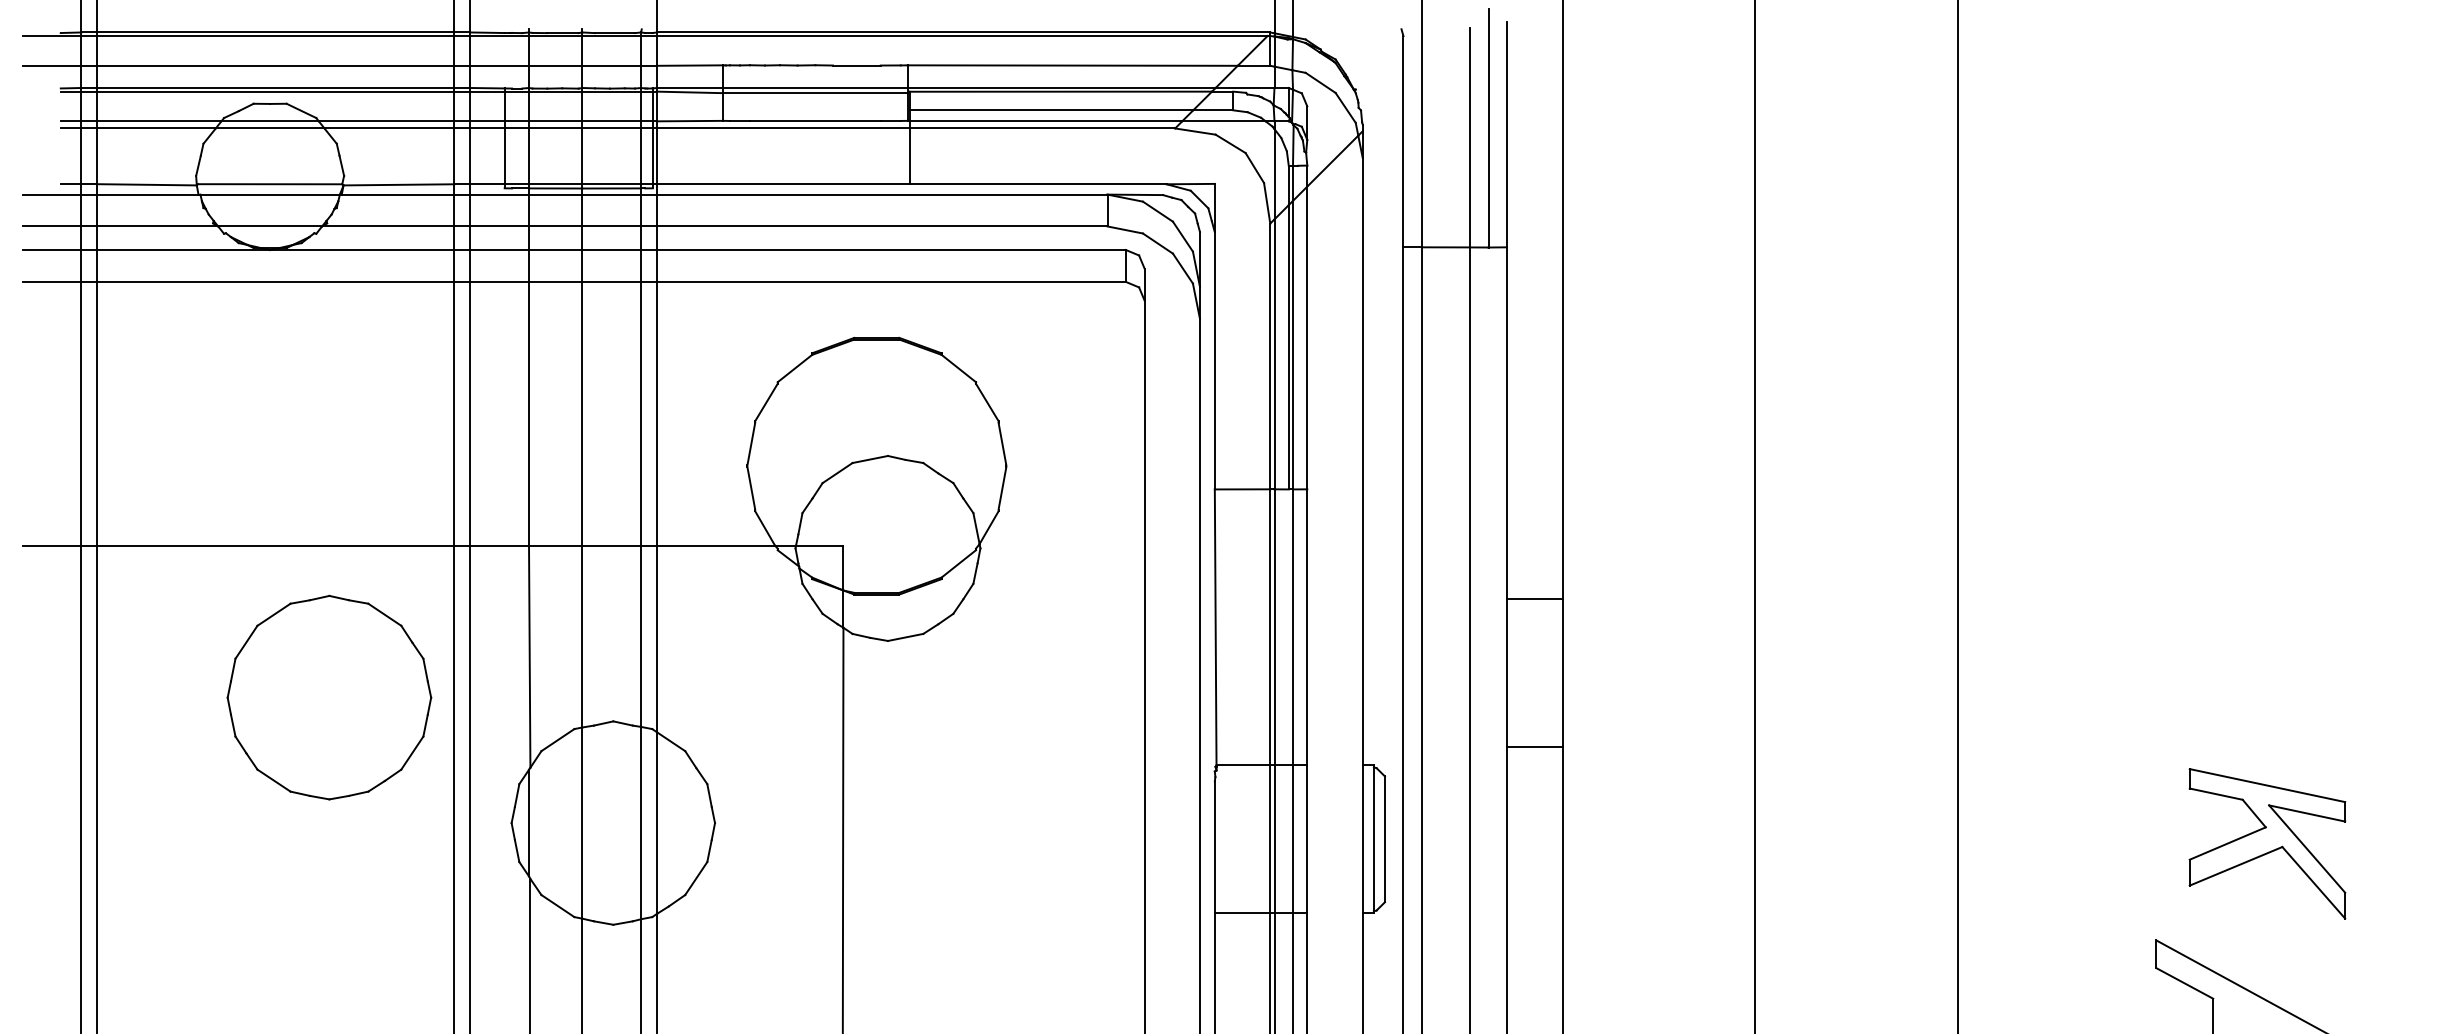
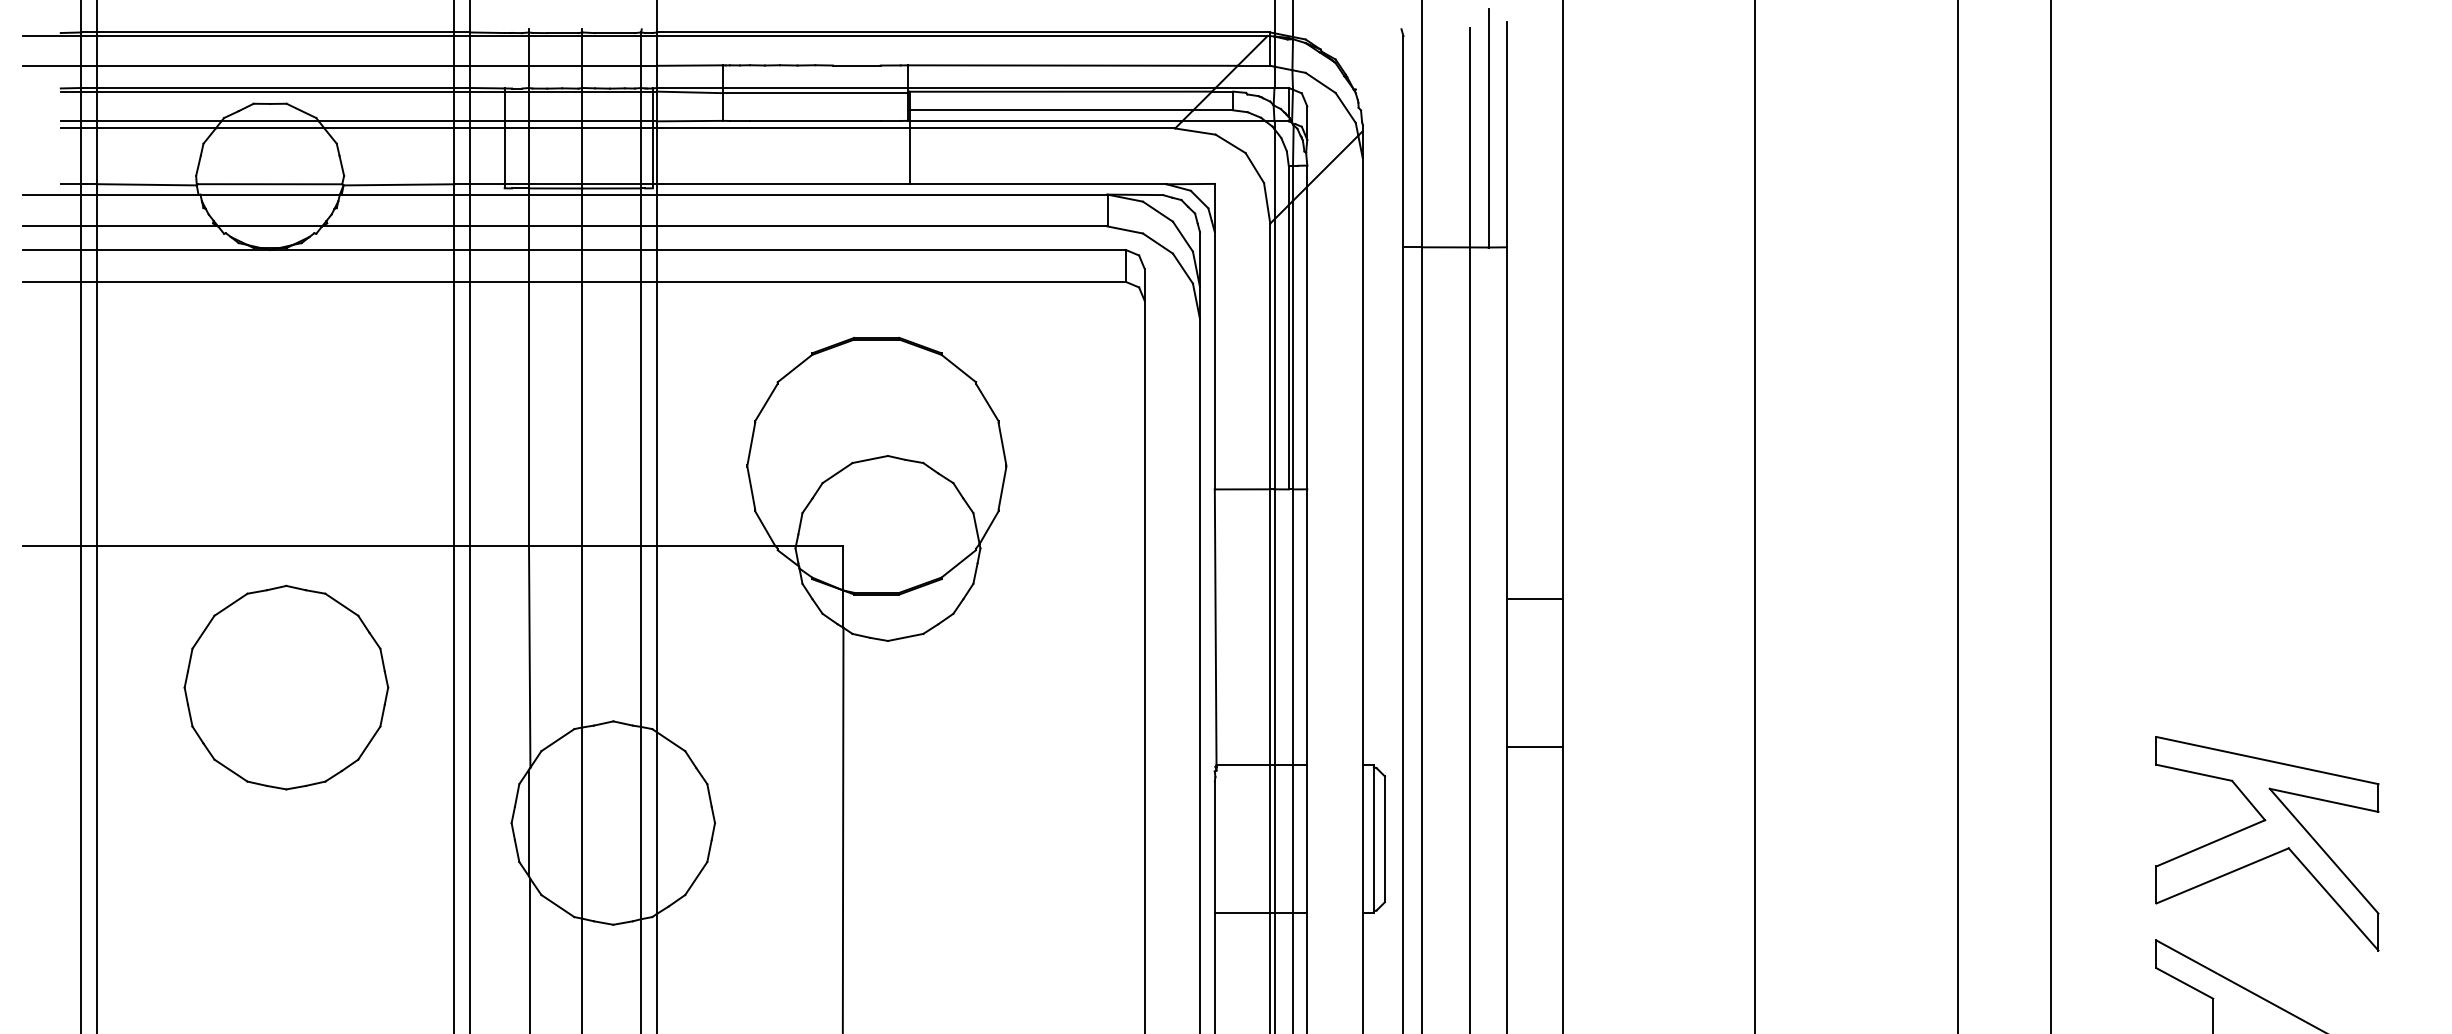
line: none -> present (2050, 516)
part position: (329, 697) -> (286, 687) (286, 687)
part size: 159x152 px -> 225x216 px (2267, 843)
